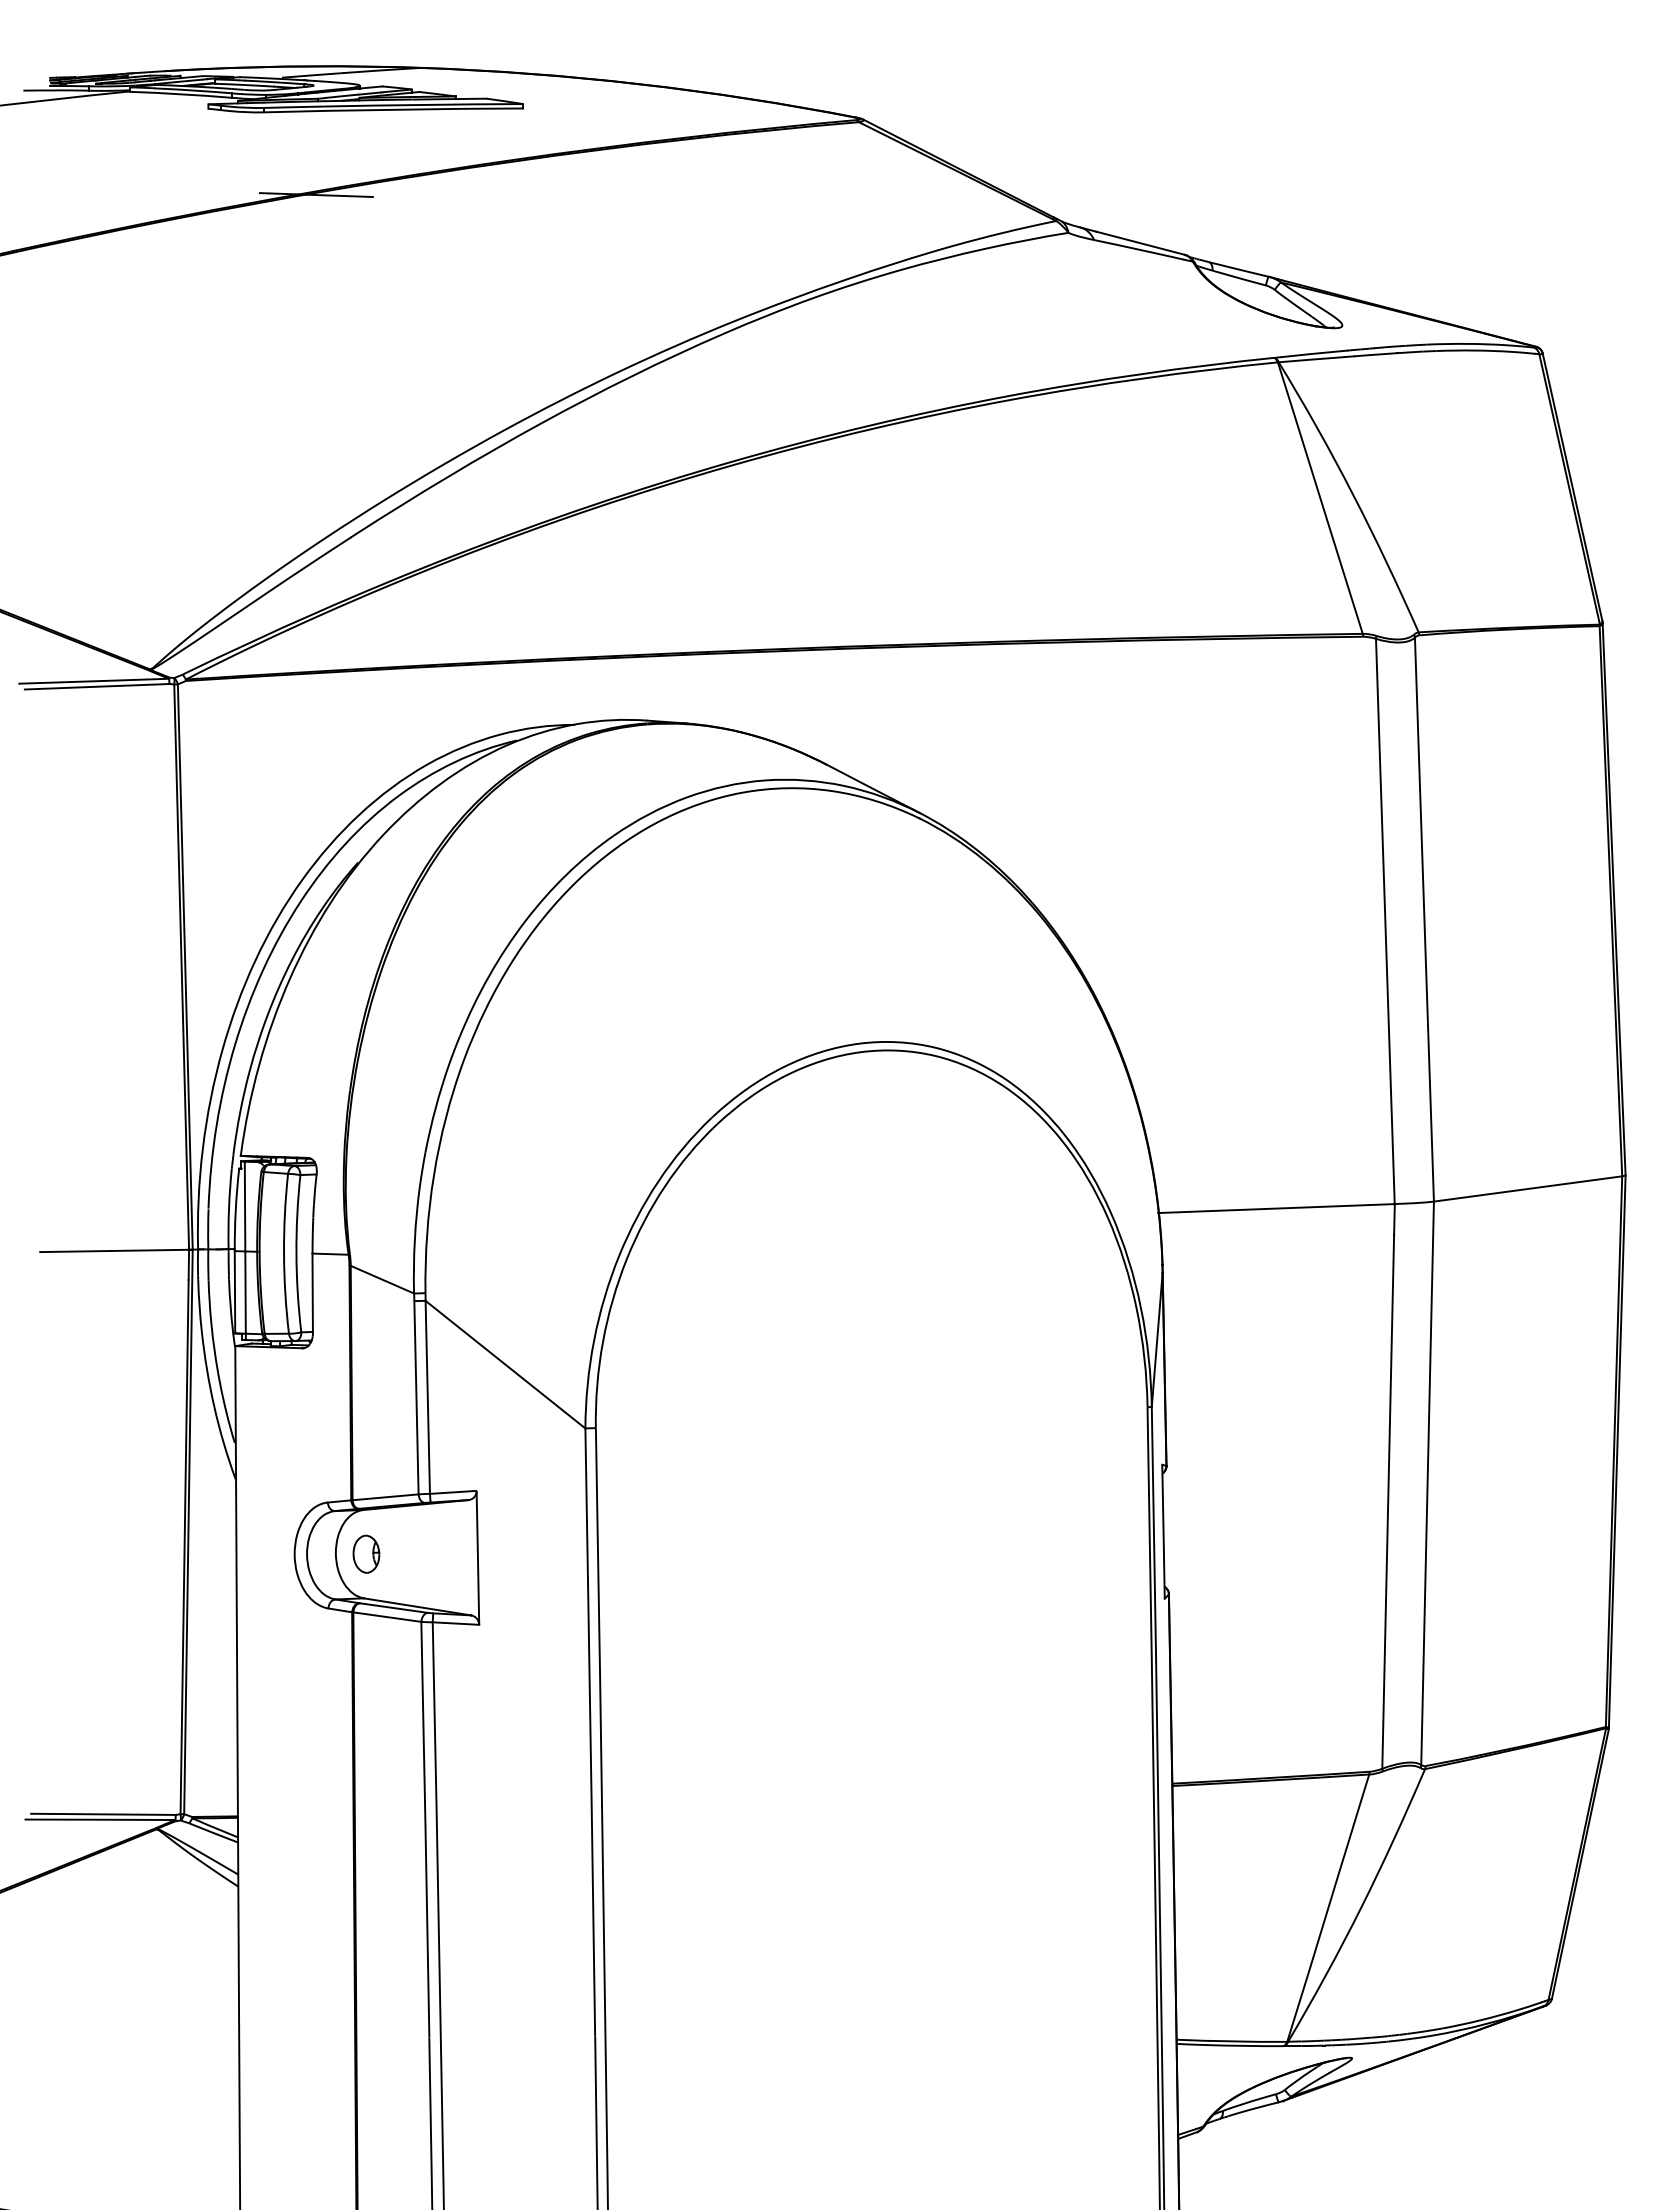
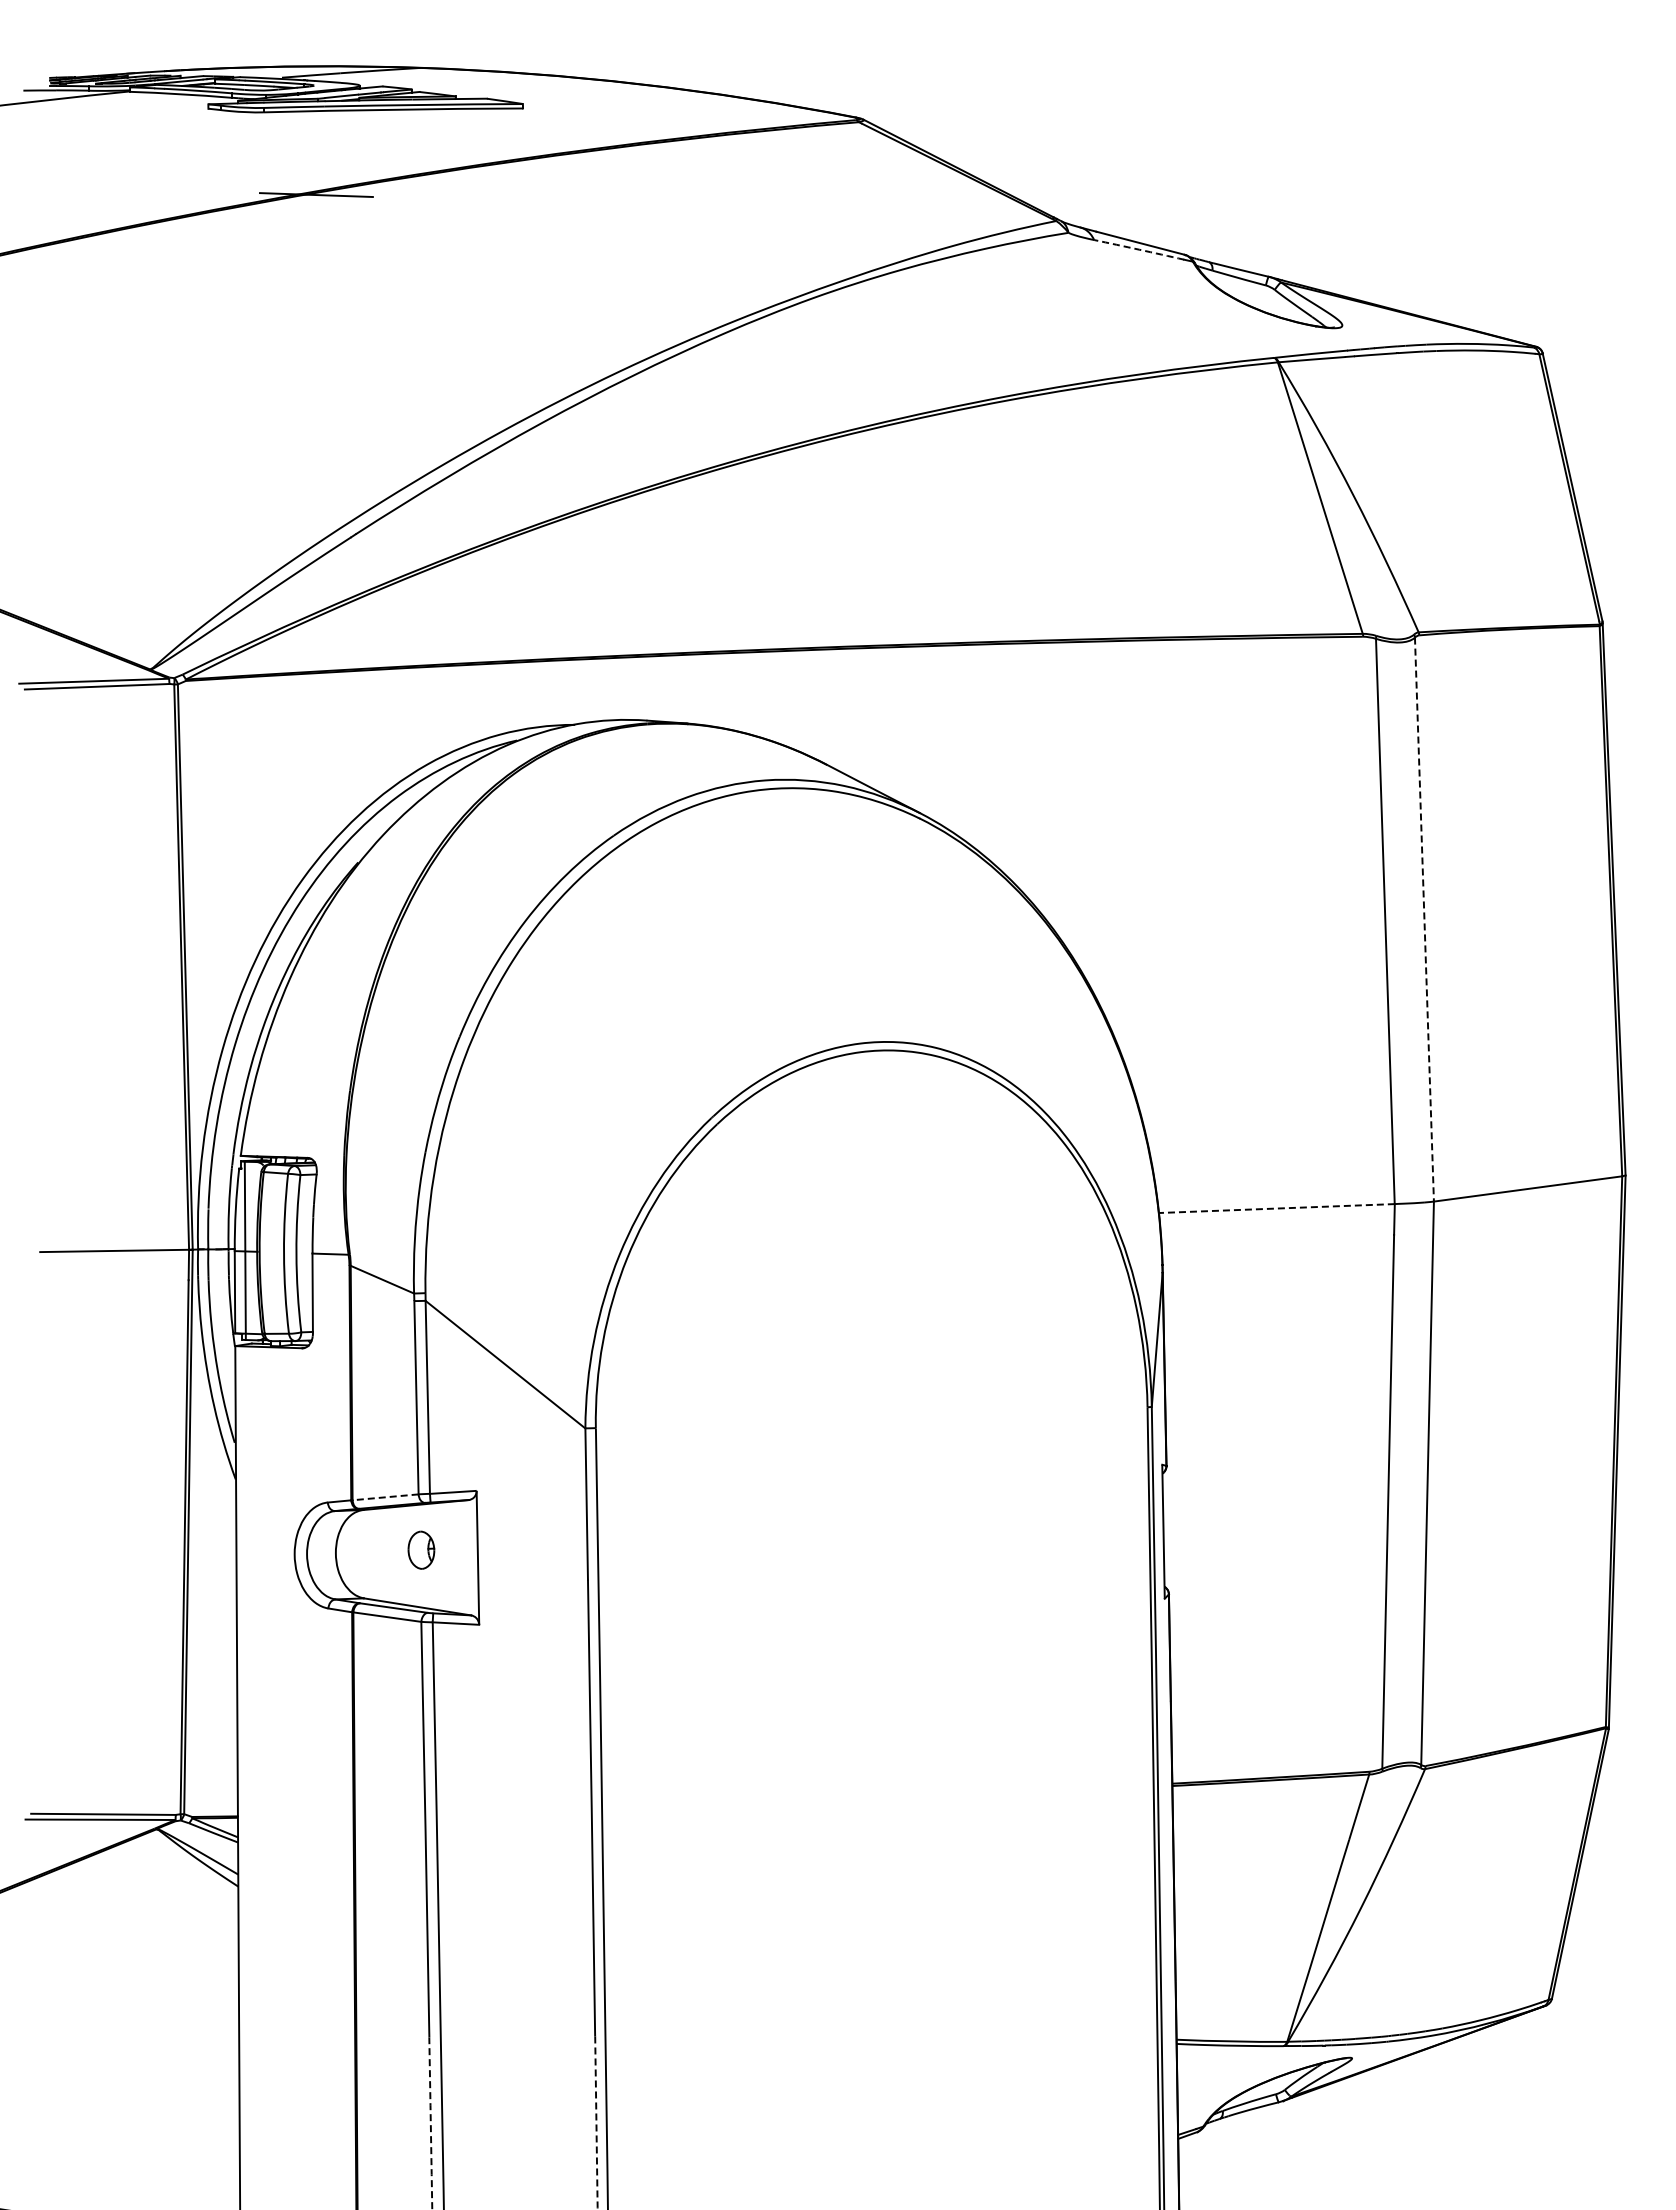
arc: solid -> dashed (1139, 249)
line: solid -> dashed (1424, 920)
line: solid -> dashed (1276, 1208)
line: solid -> dashed (385, 1497)
part position: (366, 1553) -> (421, 1549) (421, 1549)
arc: solid -> dashed (596, 2122)
arc: solid -> dashed (430, 2123)
